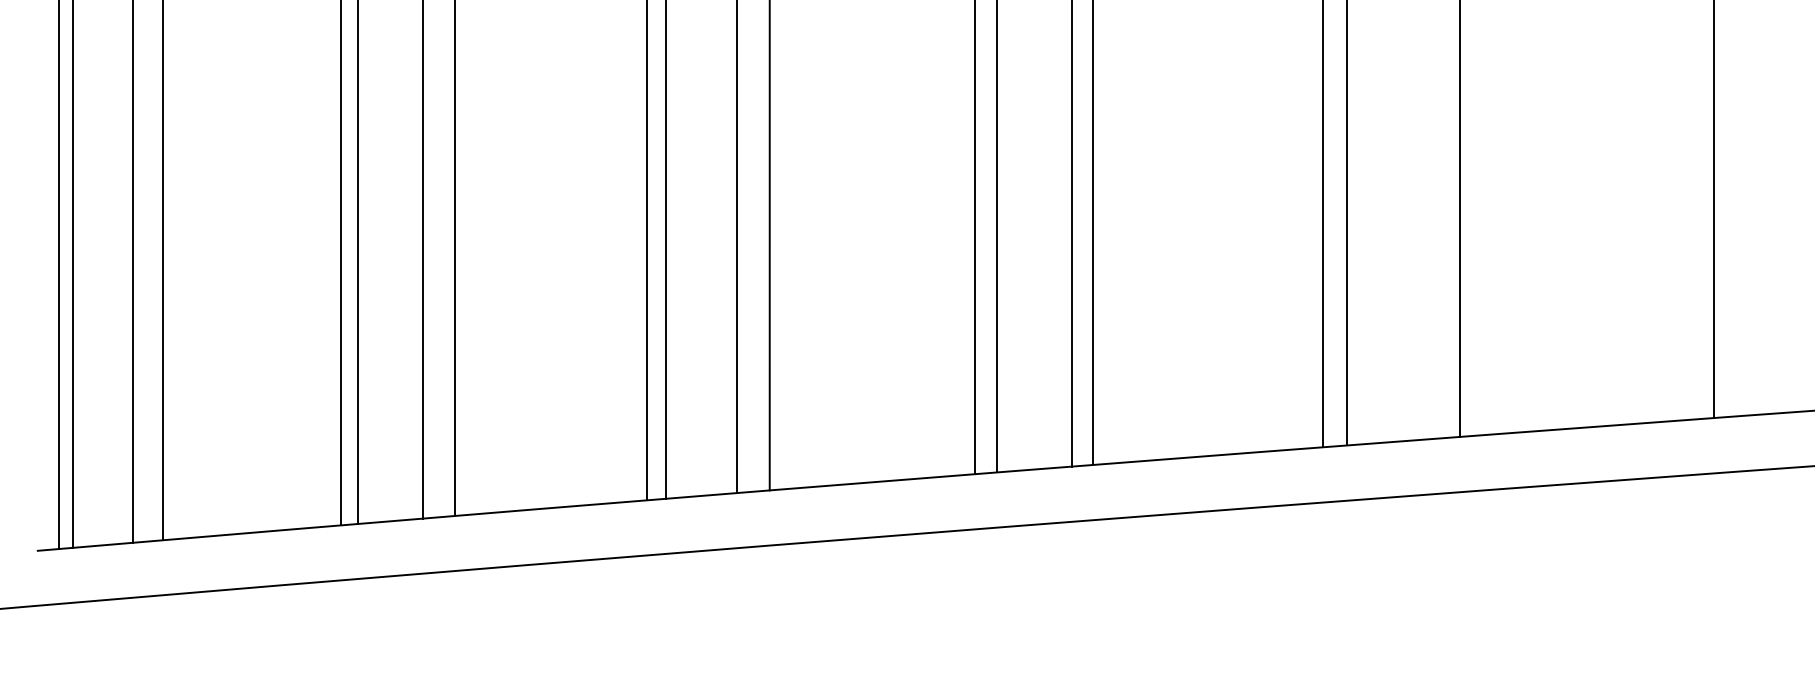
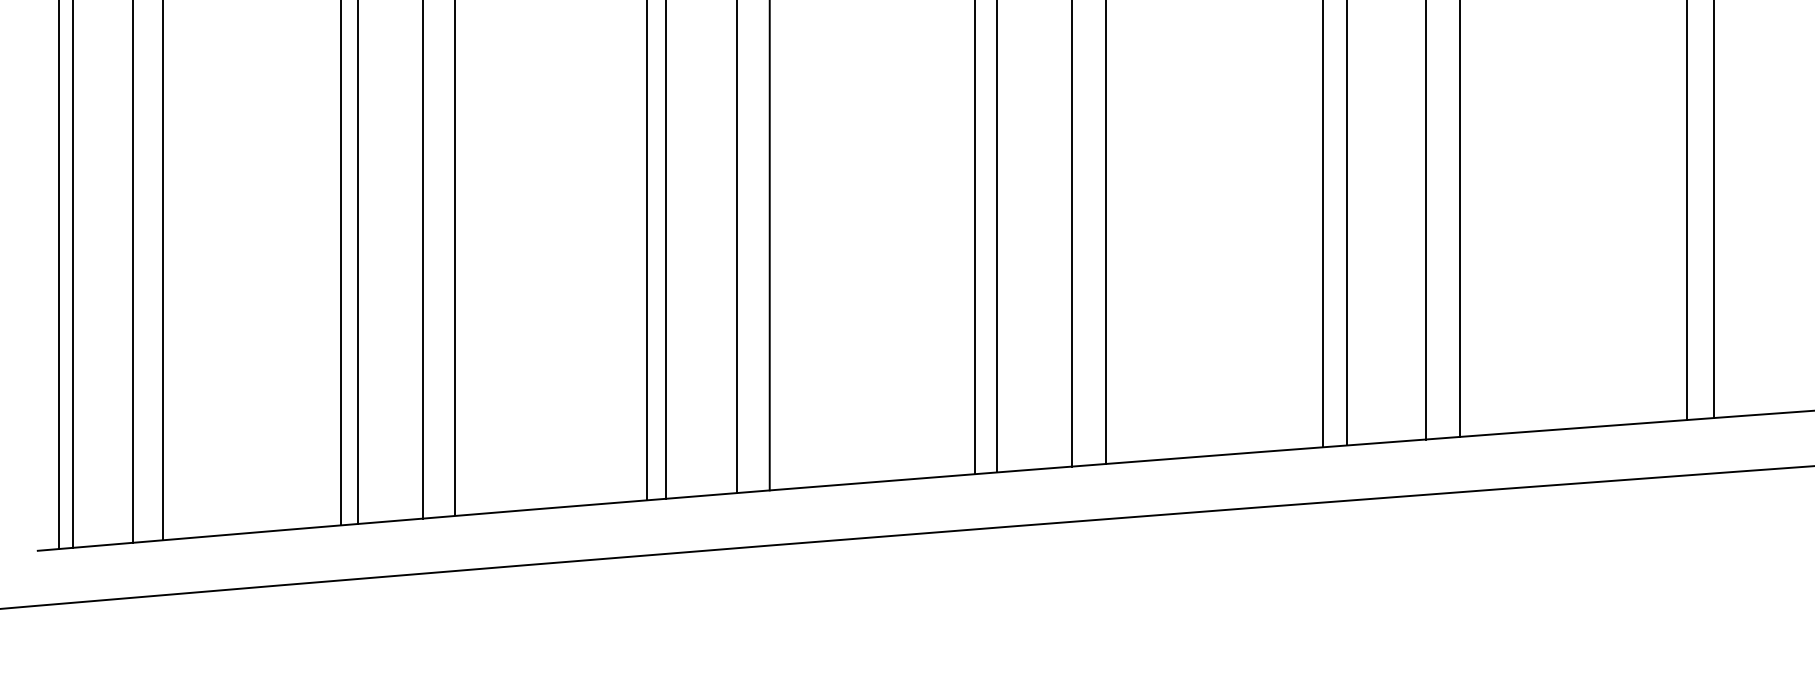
line: none -> present (1687, 211)
line: none -> present (1425, 220)
line position: (1092, 233) -> (1105, 233) (1105, 233)
